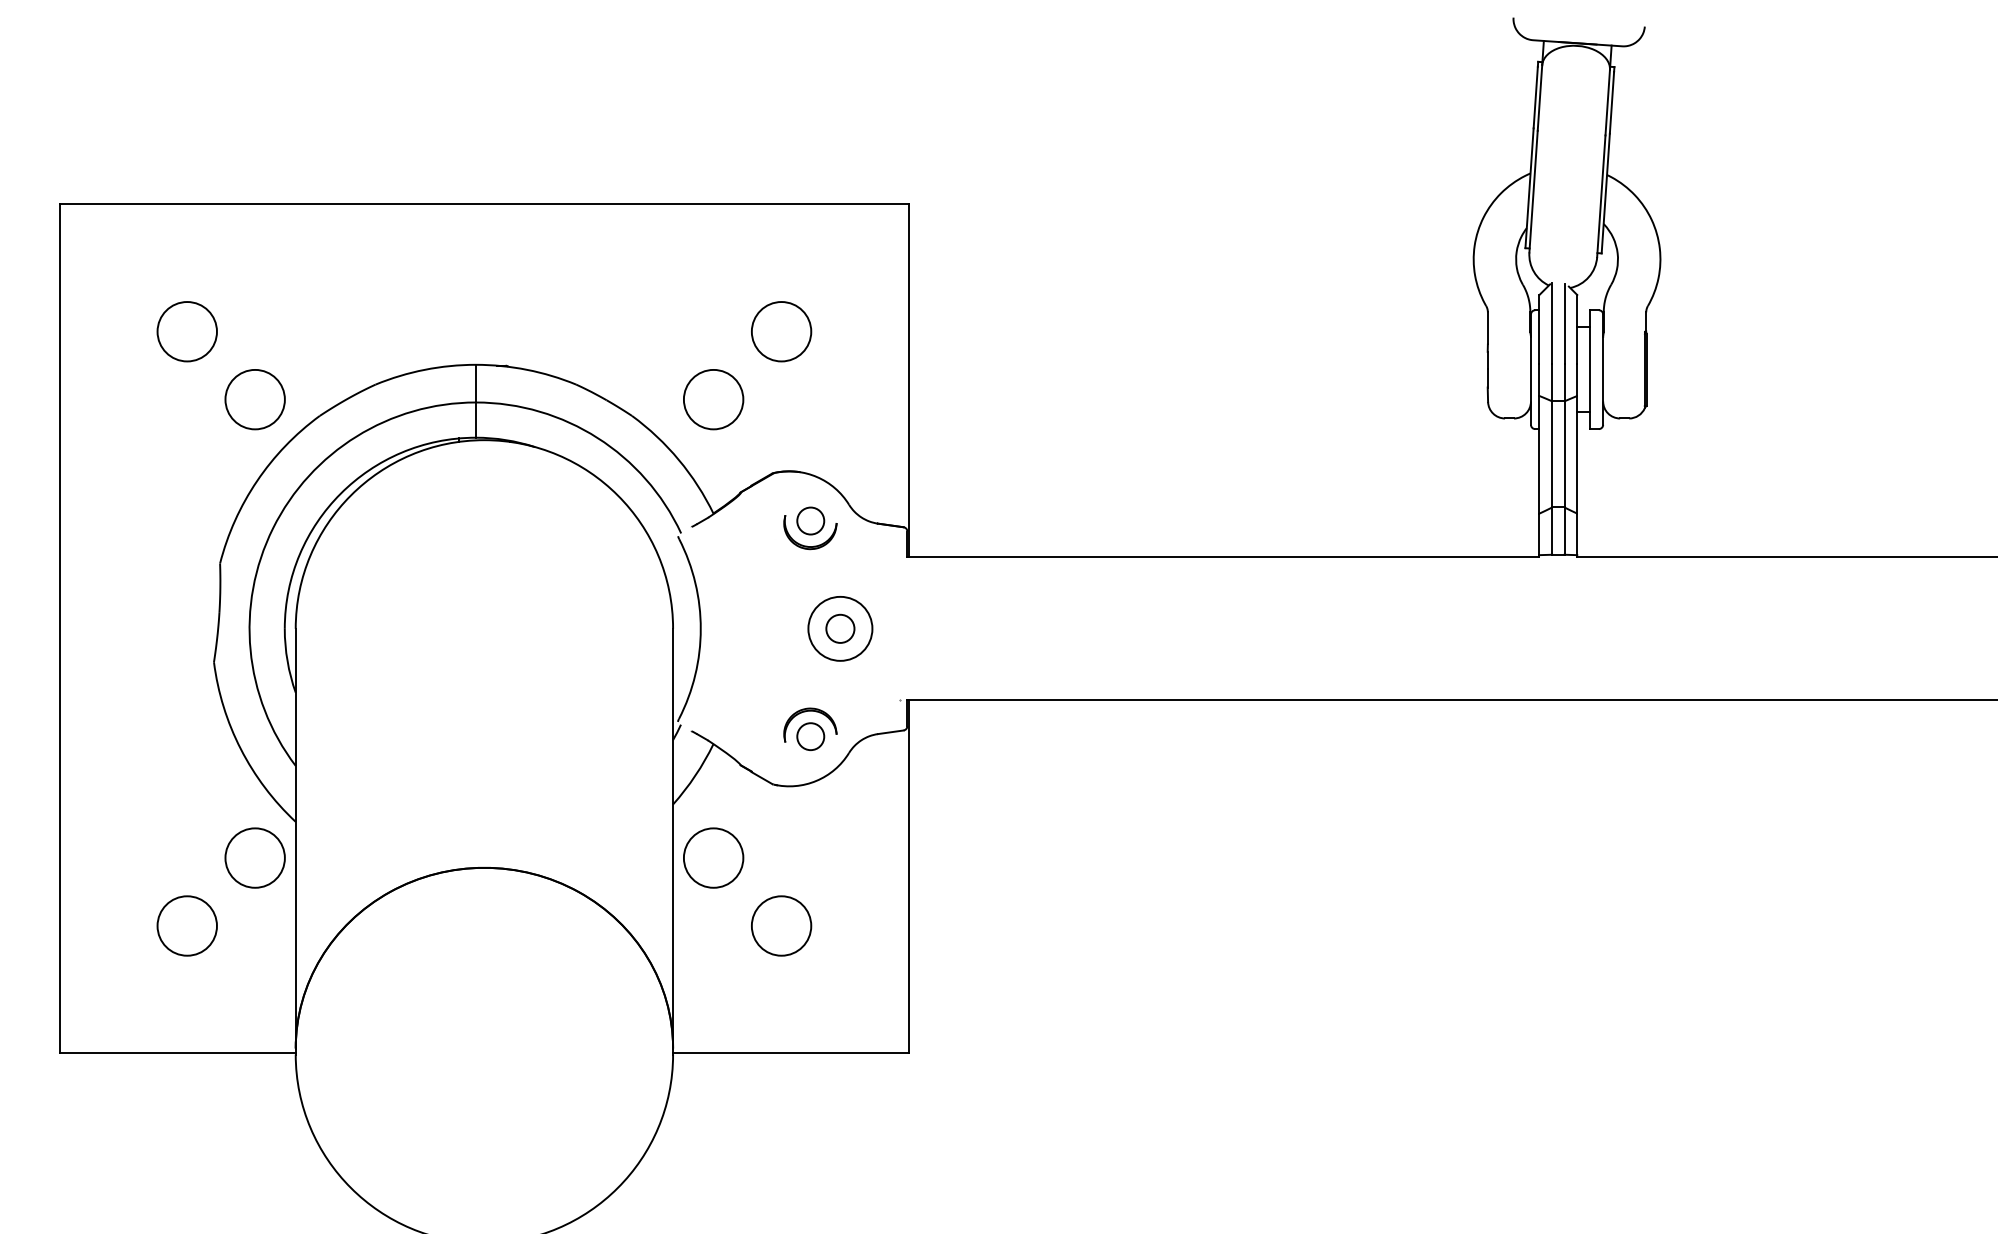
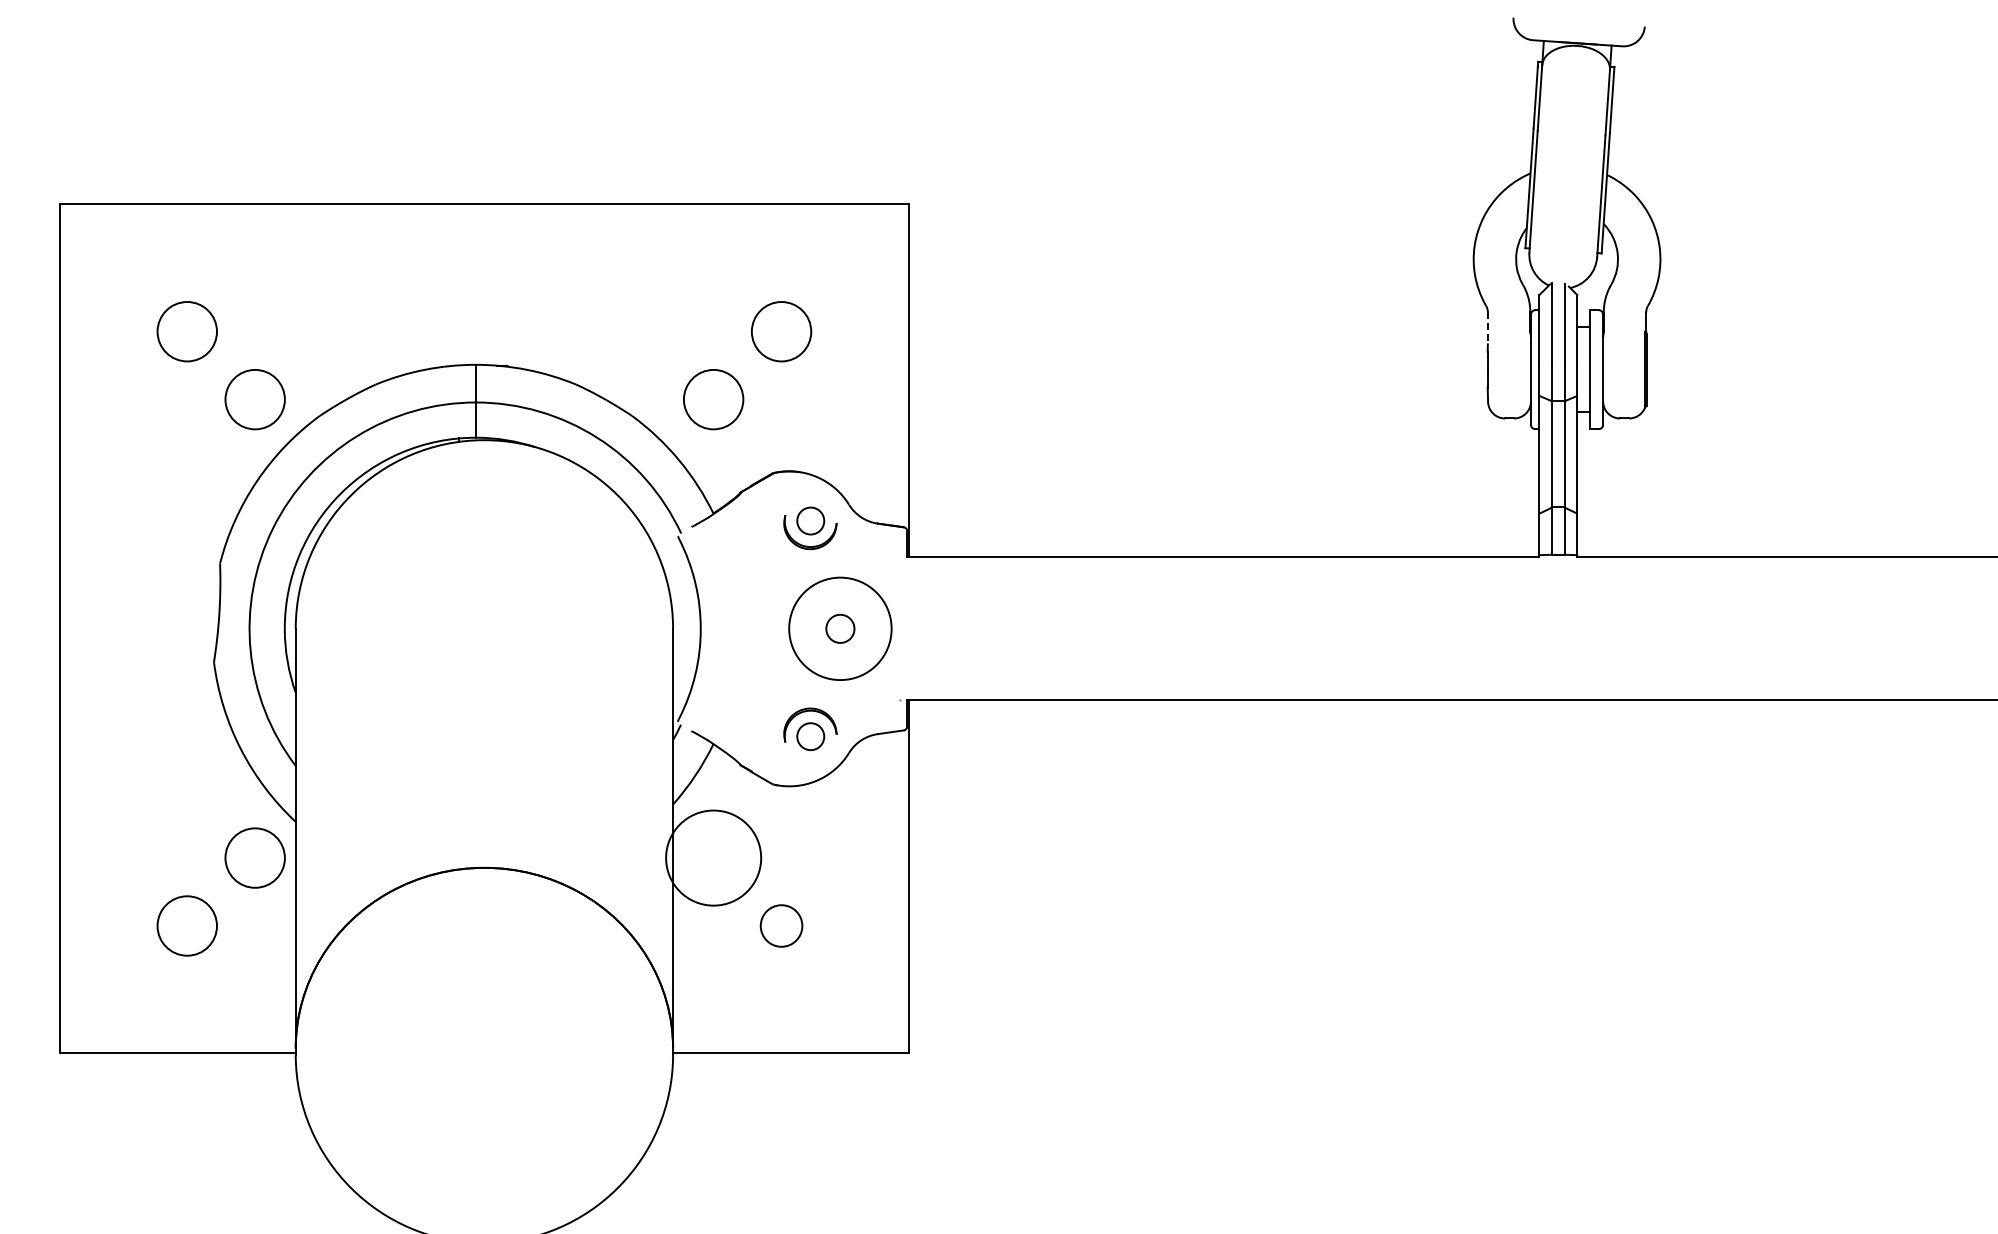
line: solid -> dashed (1487, 328)
circle diameter: 64 px -> 102 px (840, 628)
circle diameter: 59 px -> 95 px (713, 857)
circle diameter: 59 px -> 42 px (781, 925)
